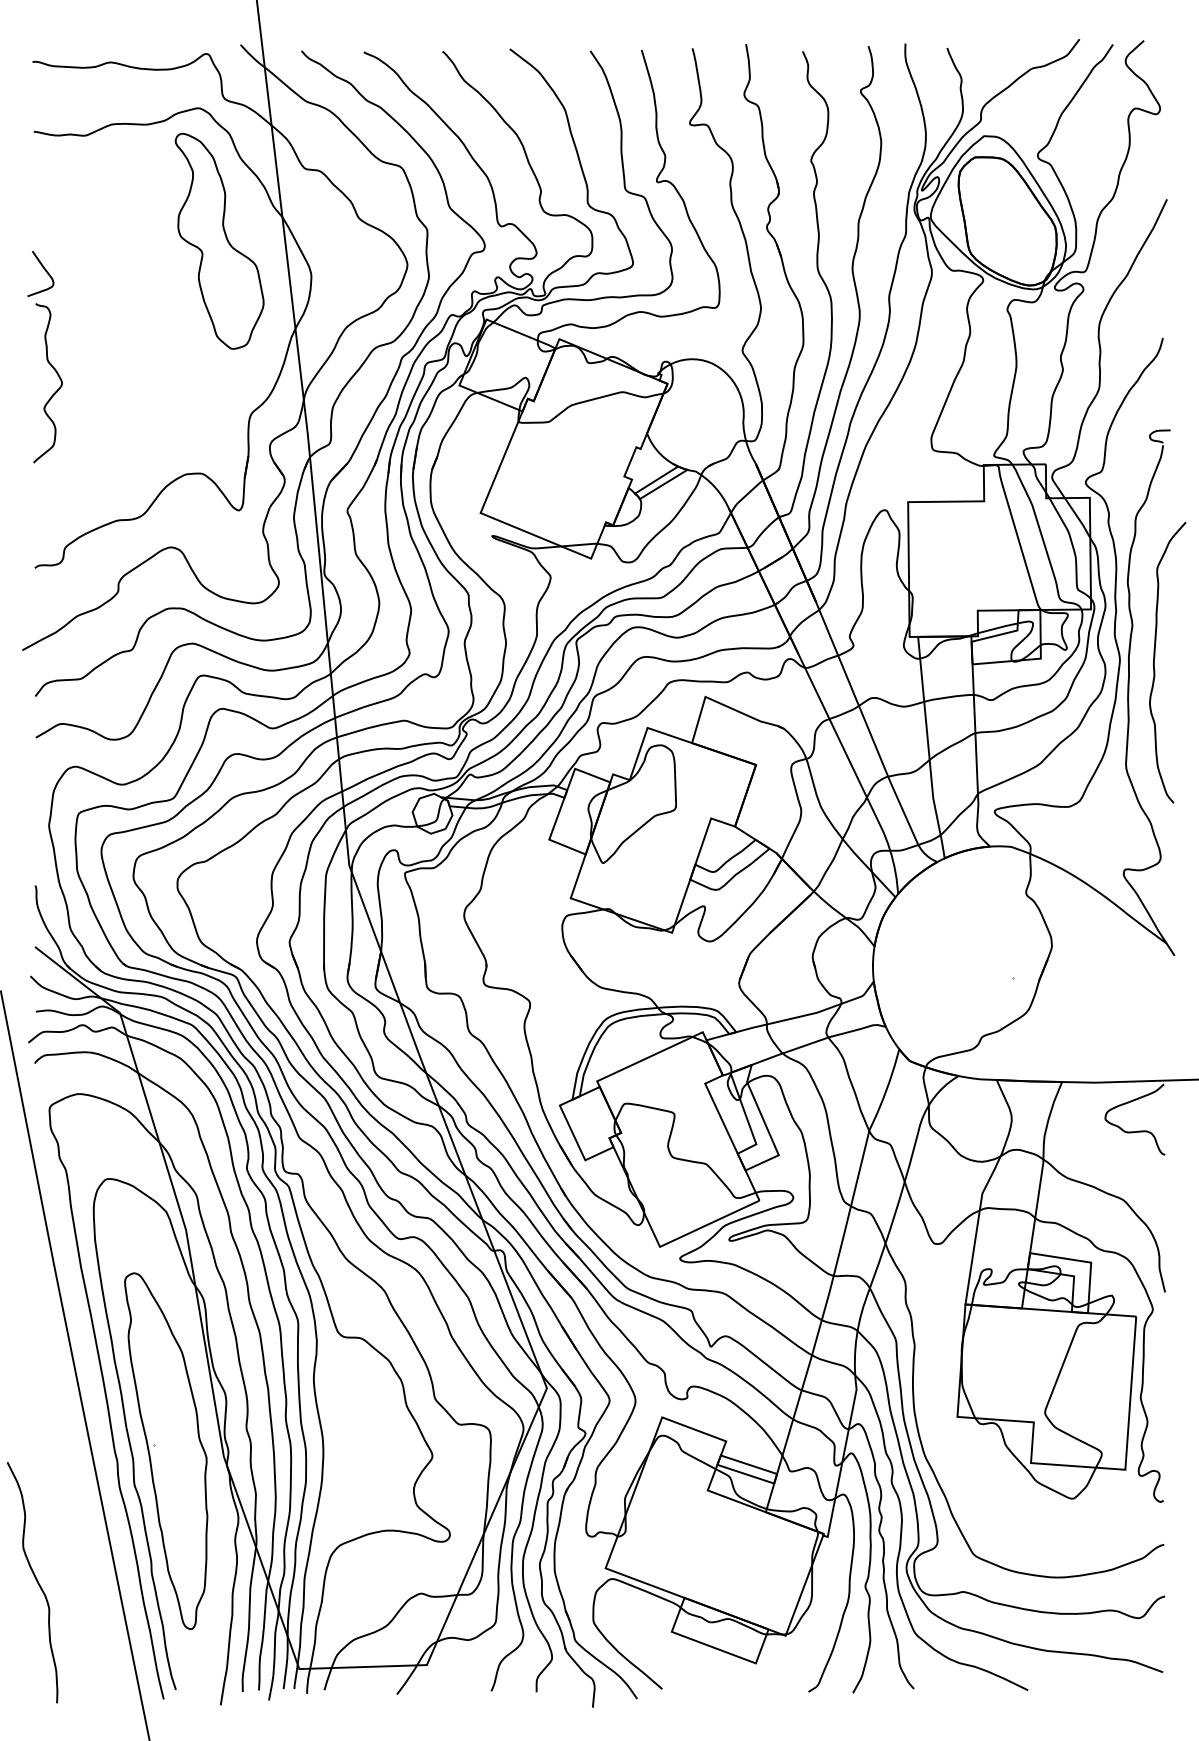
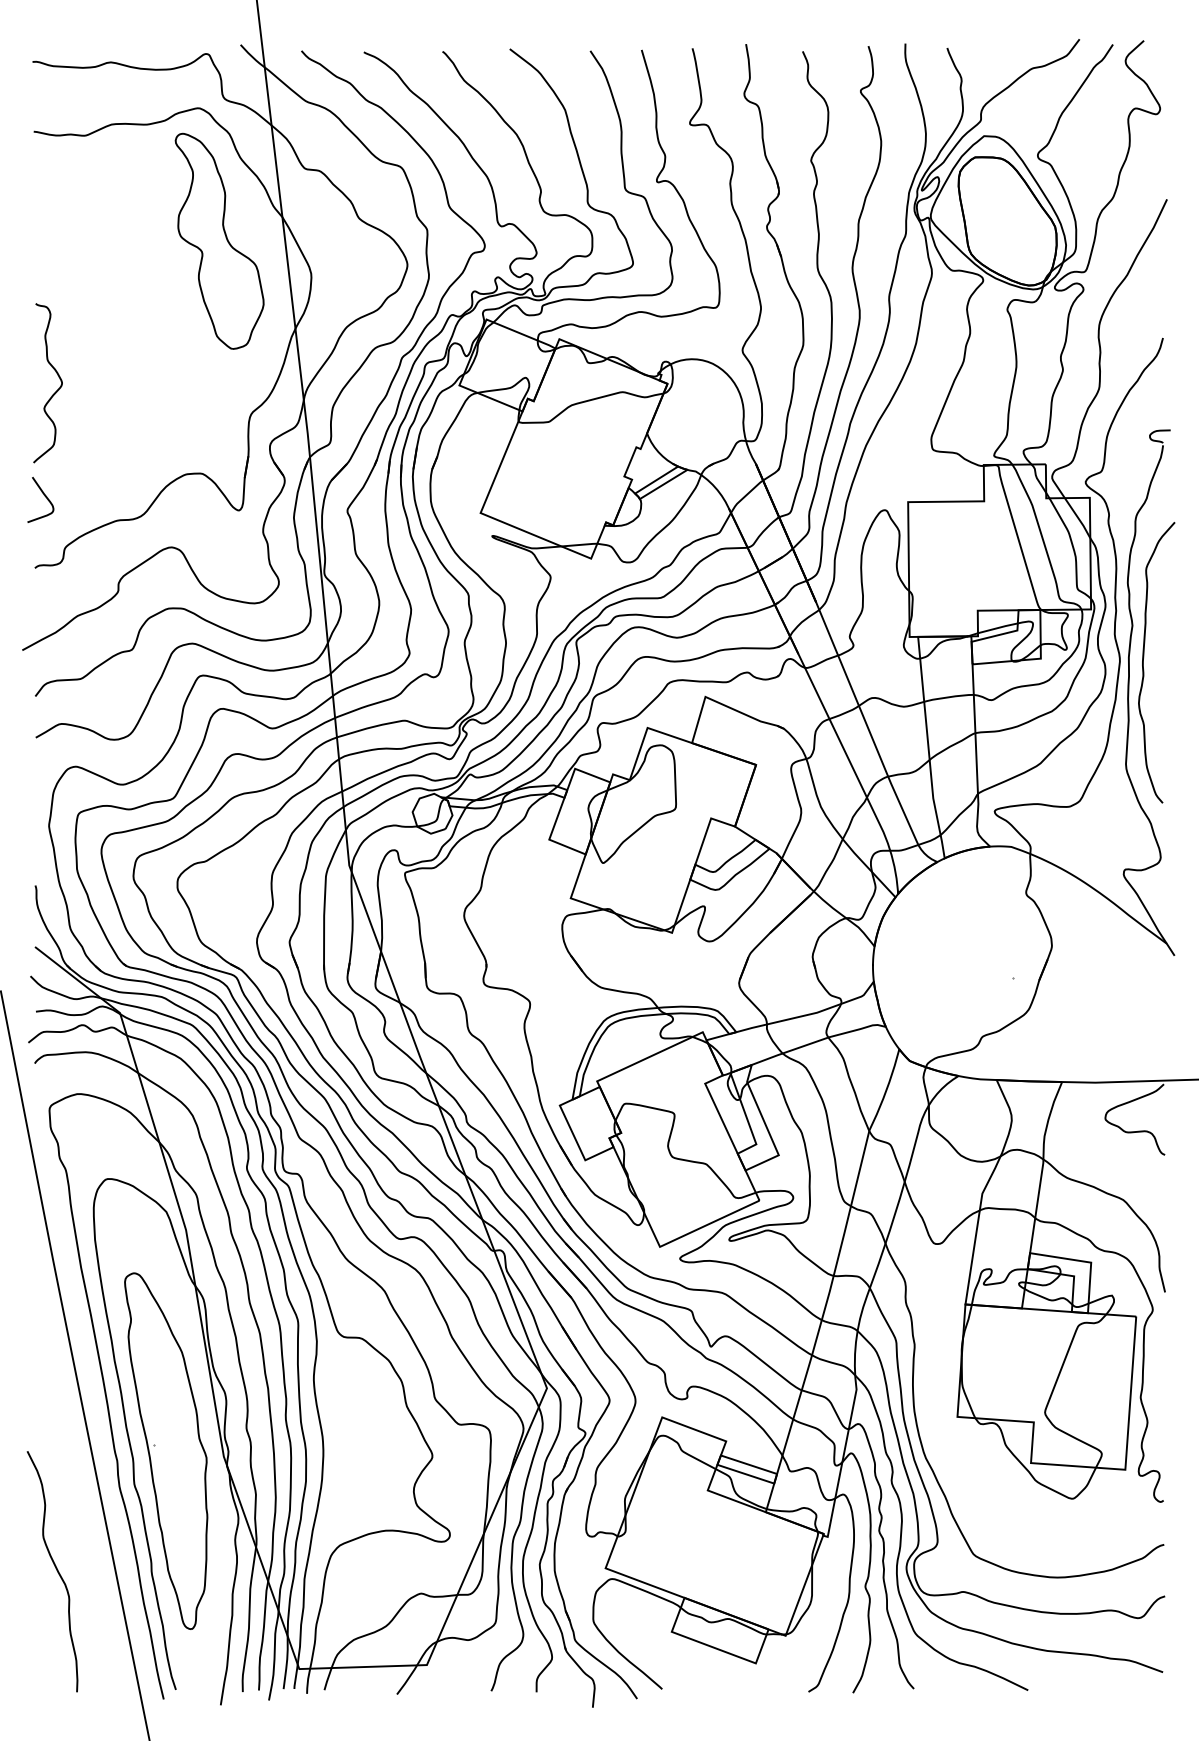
curve position: (44, 270) -> (44, 496) (44, 496)
curve position: (1155, 657) -> (1144, 657) (1144, 657)
curve position: (36, 1581) -> (56, 1570) (56, 1570)
